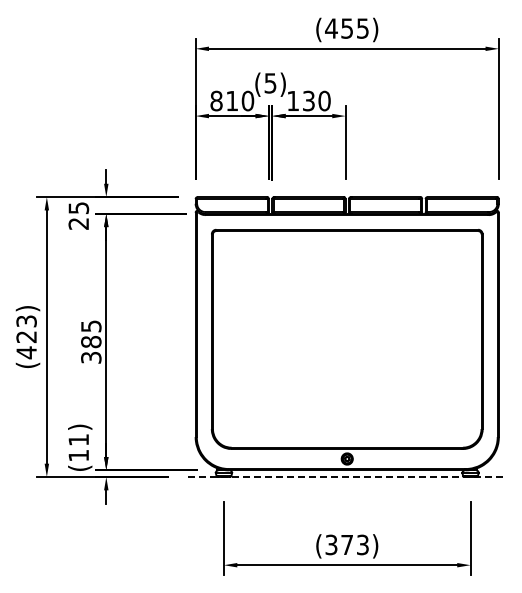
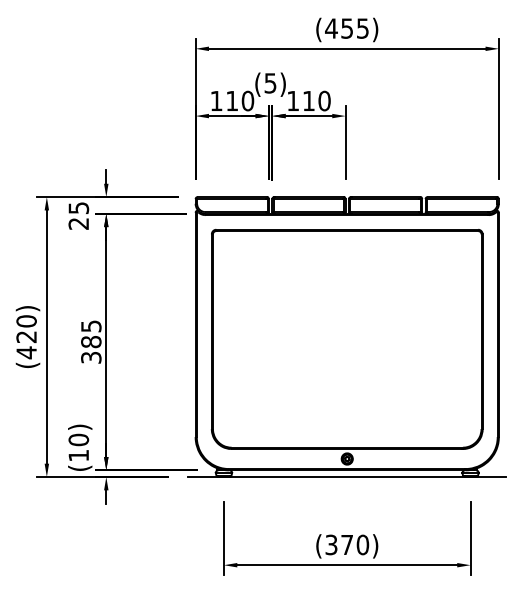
text: 810 -> 110 (216, 100)
text: 130 -> 110 (308, 100)
text: (423) -> (420) (26, 321)
text: (11) -> (10) (78, 439)
line: dashed -> solid (347, 477)
text: (373) -> (370) (362, 544)
